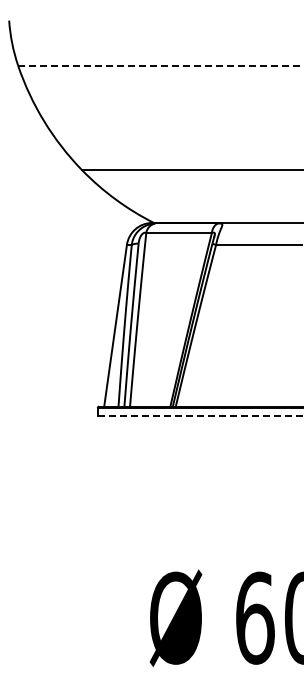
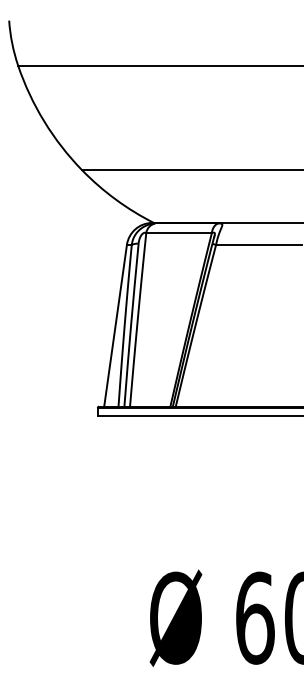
line: dashed -> solid (161, 65)
line: dashed -> solid (200, 415)
